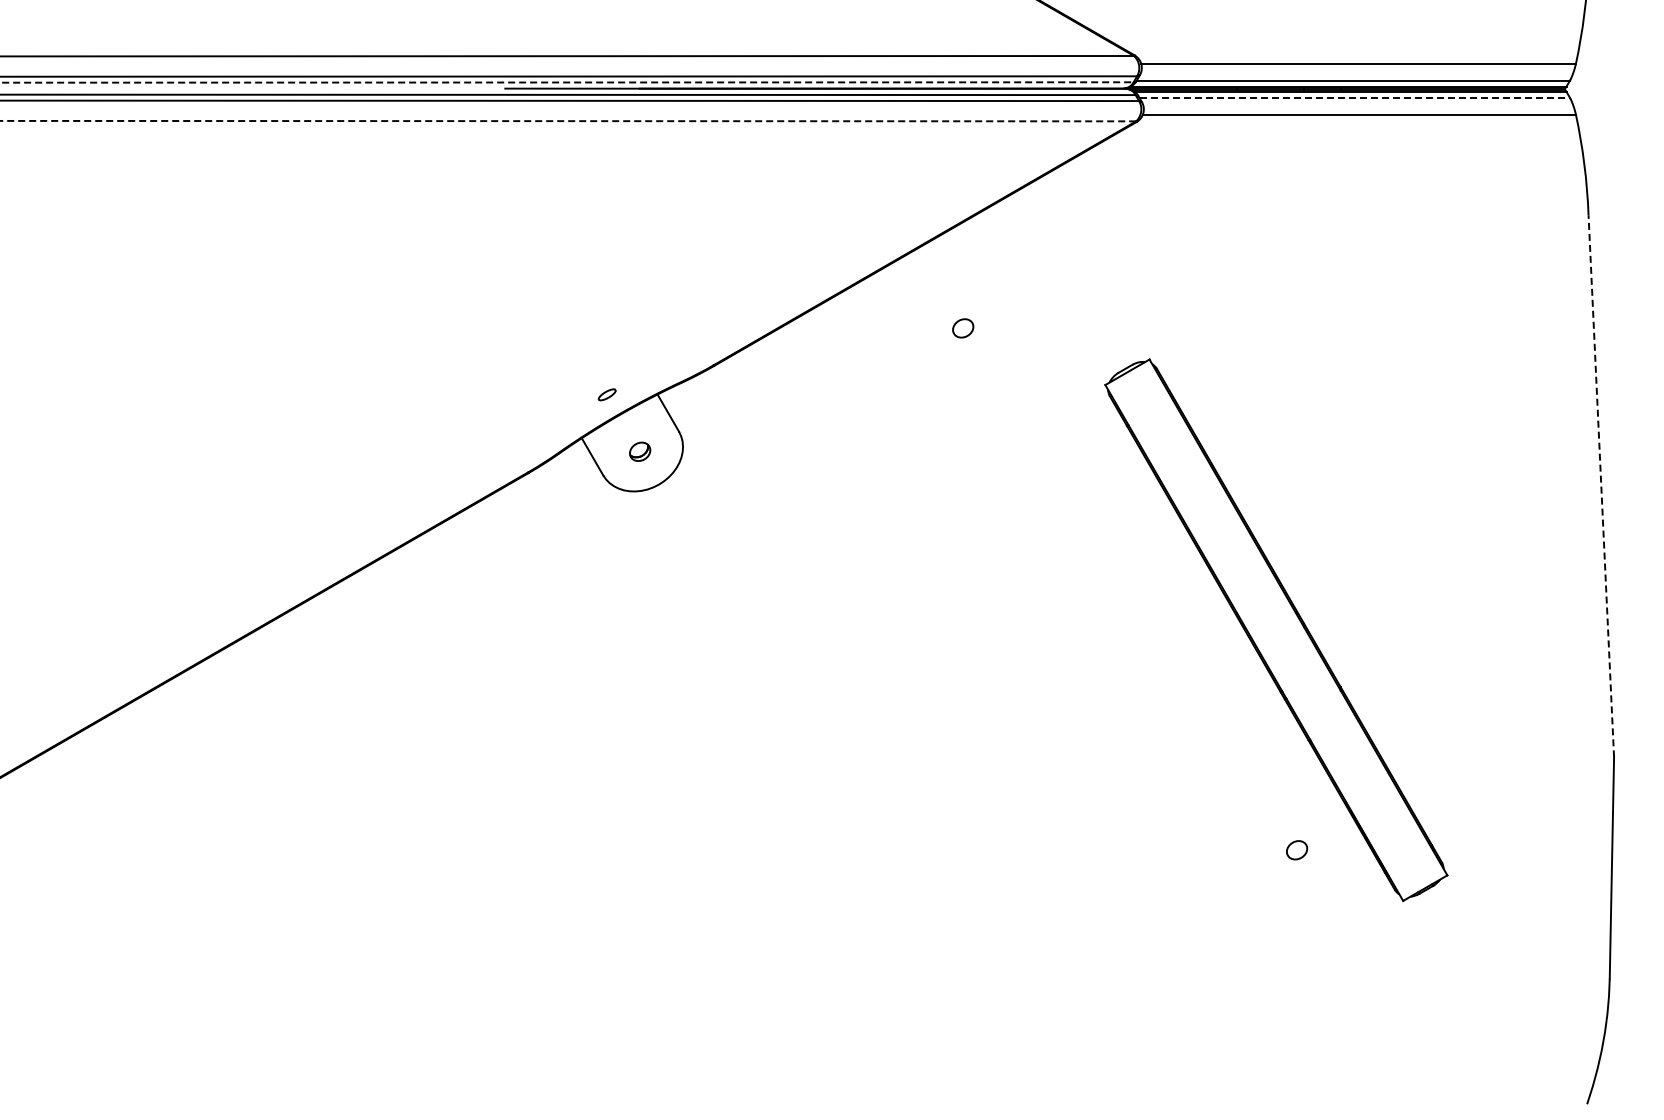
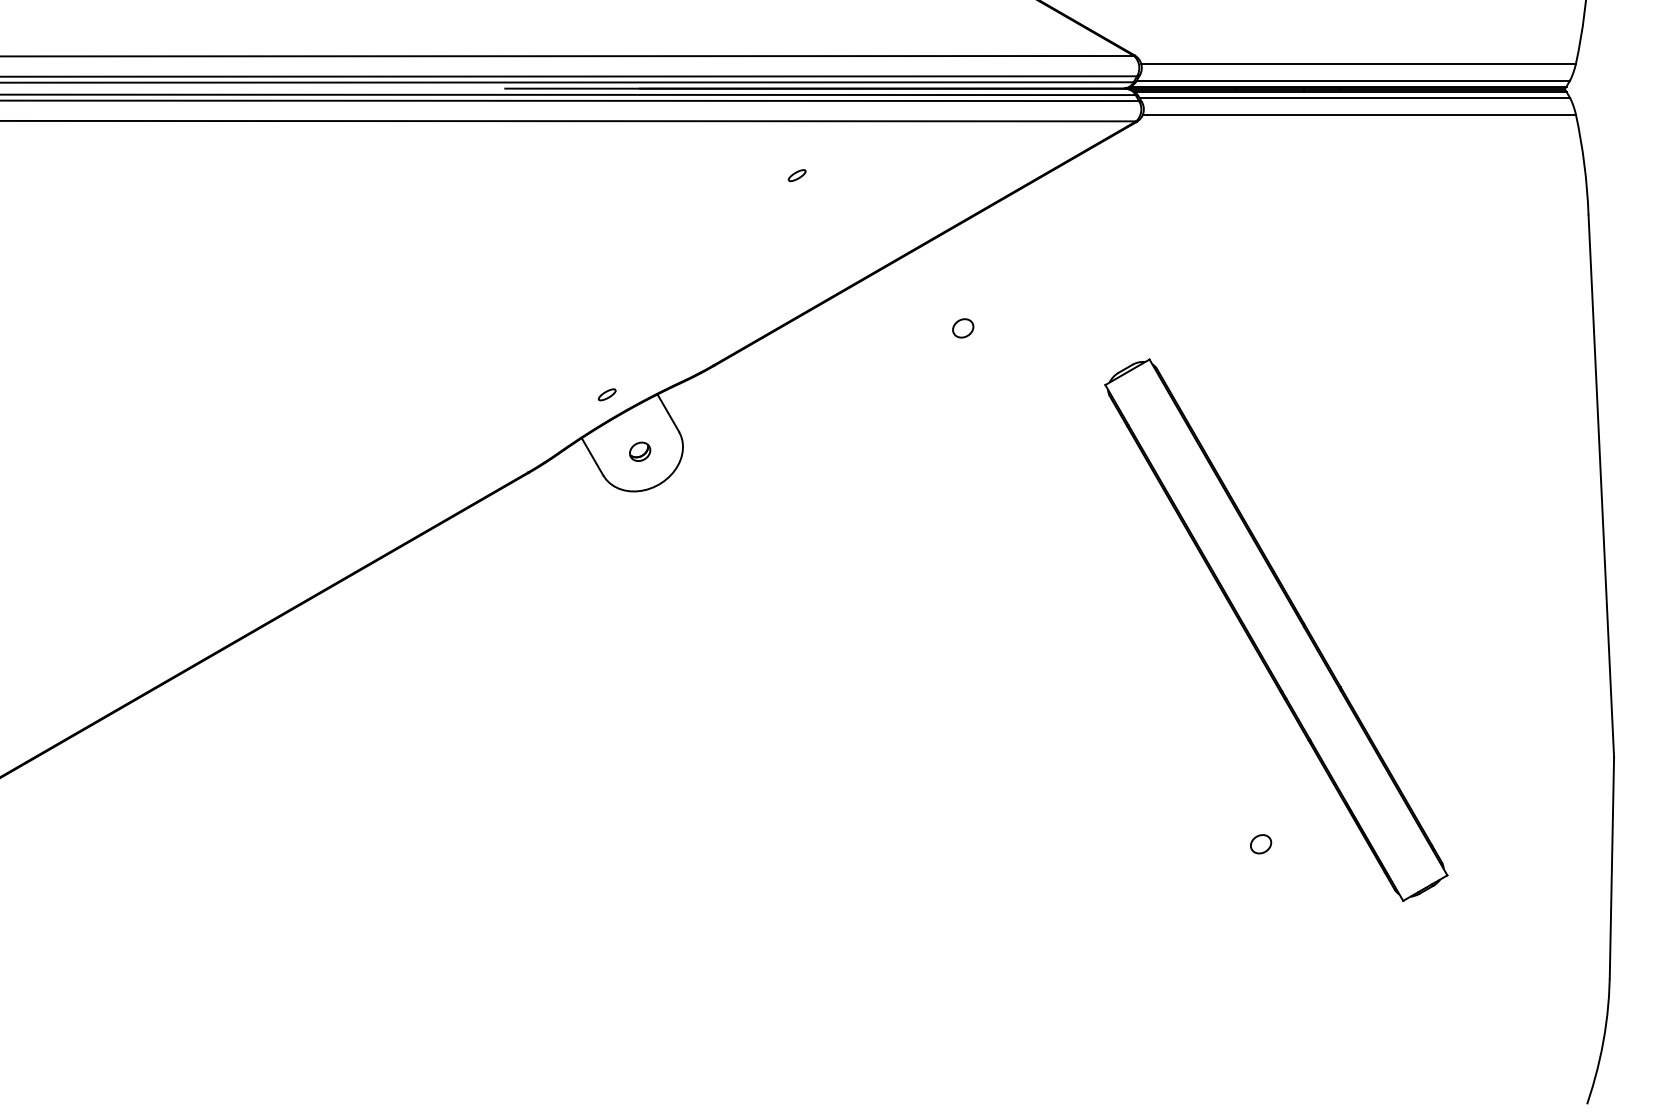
line: dashed -> solid (566, 82)
line: dashed -> solid (1355, 97)
line: dashed -> solid (568, 121)
part: none -> present (796, 175)
line: dashed -> solid (1601, 485)
part position: (1297, 850) -> (1261, 844) (1261, 844)
